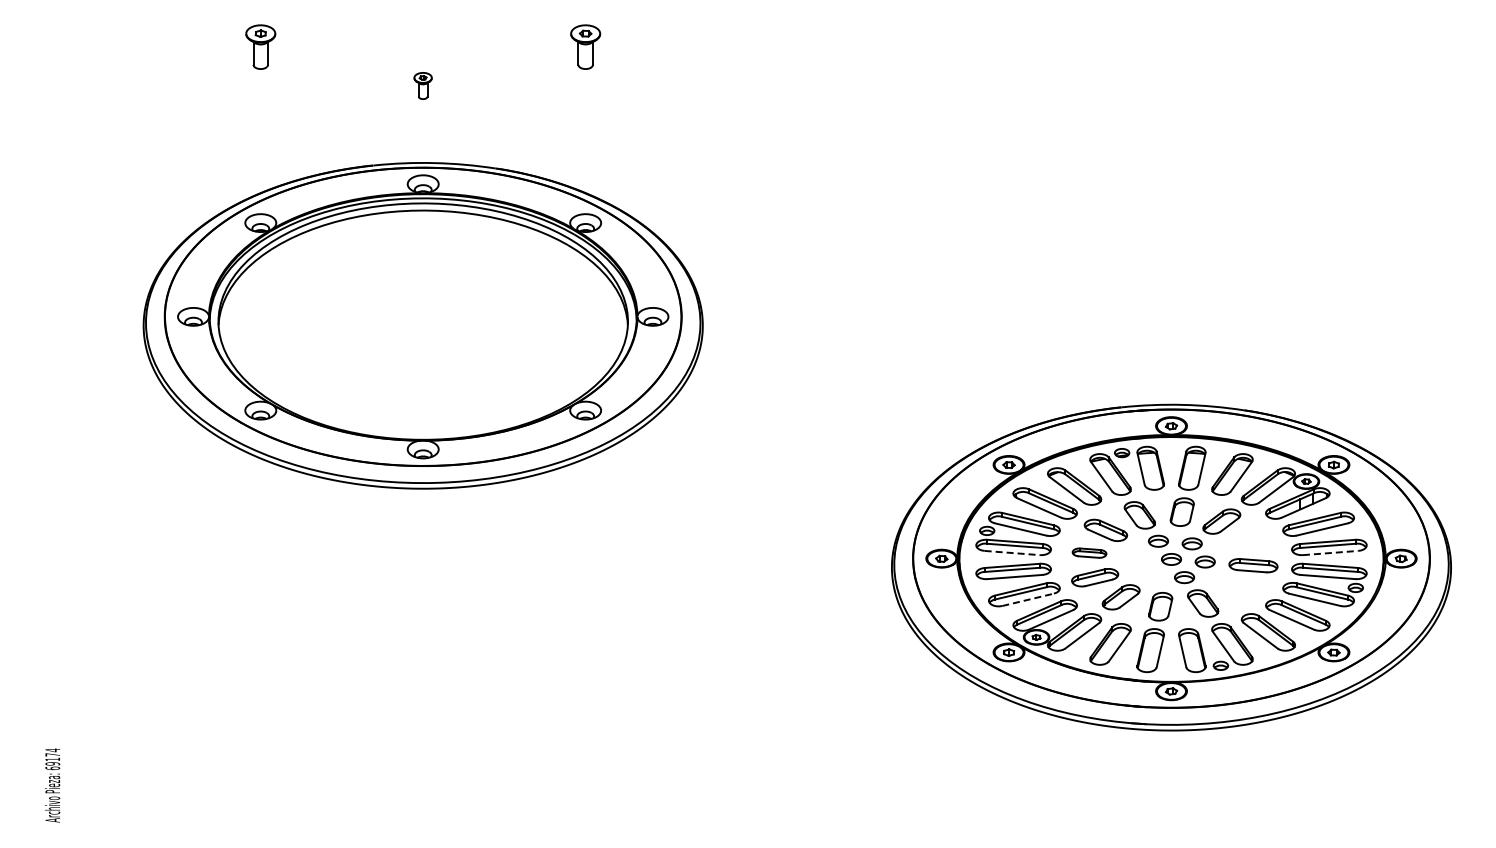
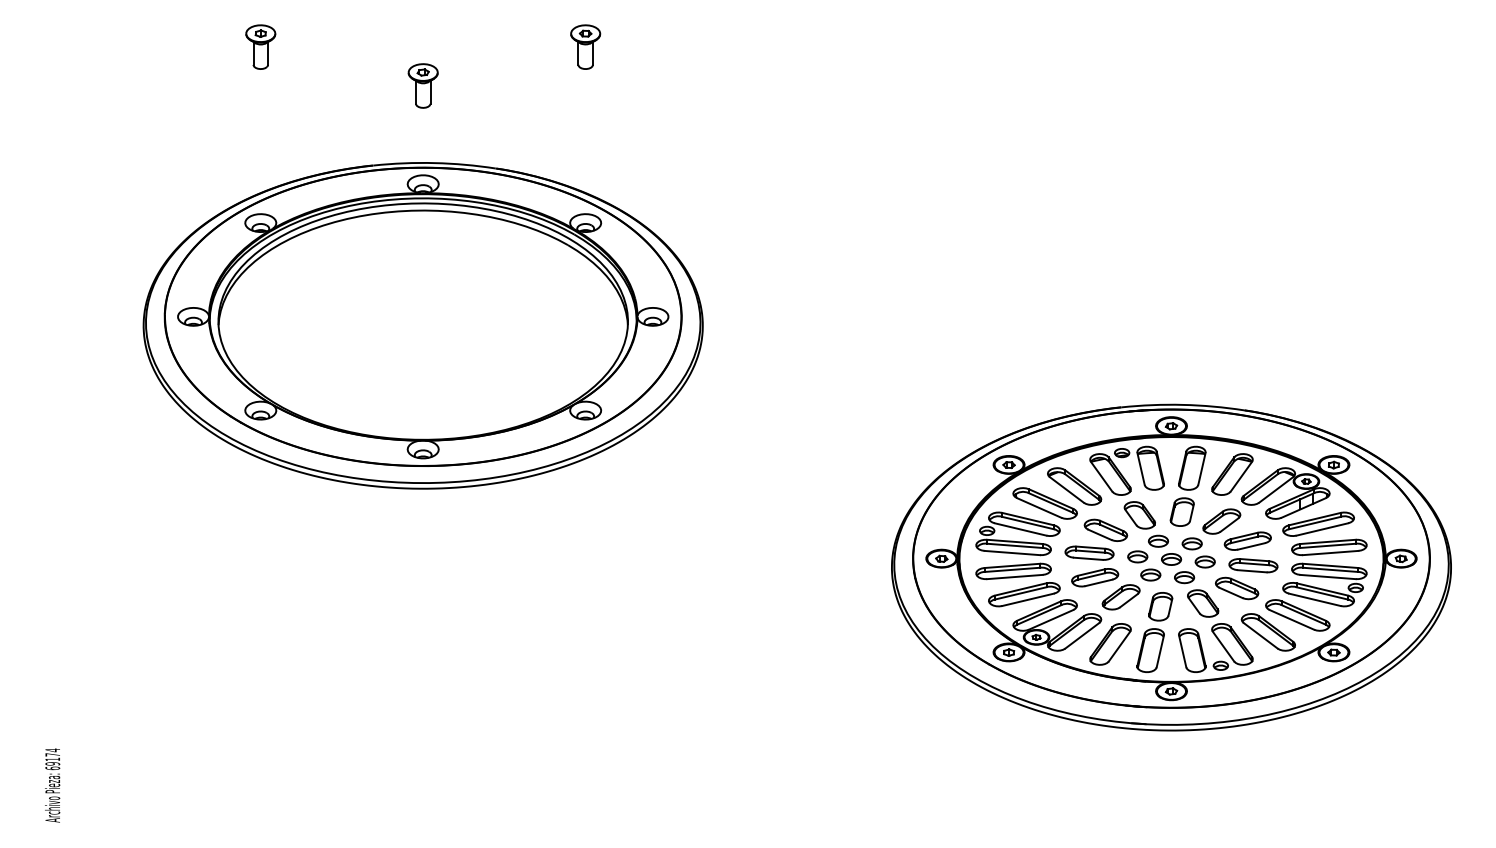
part size: 20x28 px -> 32x46 px (422, 85)
part: none -> present (1247, 540)
part size: 37x12 px -> 51x16 px (1089, 552)
line: dashed -> solid (1012, 553)
line: dashed -> solid (1330, 553)
part: none -> present (1144, 565)
part: none -> present (1237, 588)
line: dashed -> solid (1028, 599)
